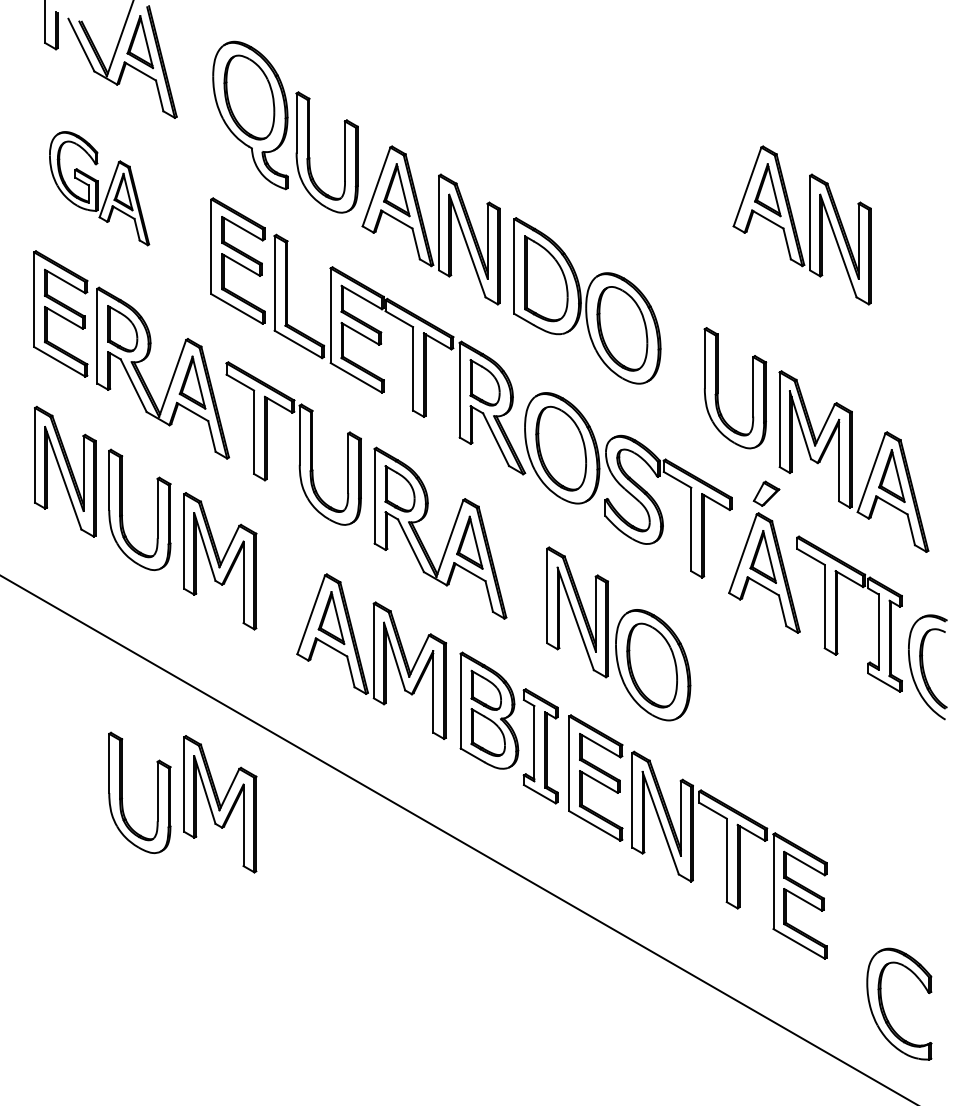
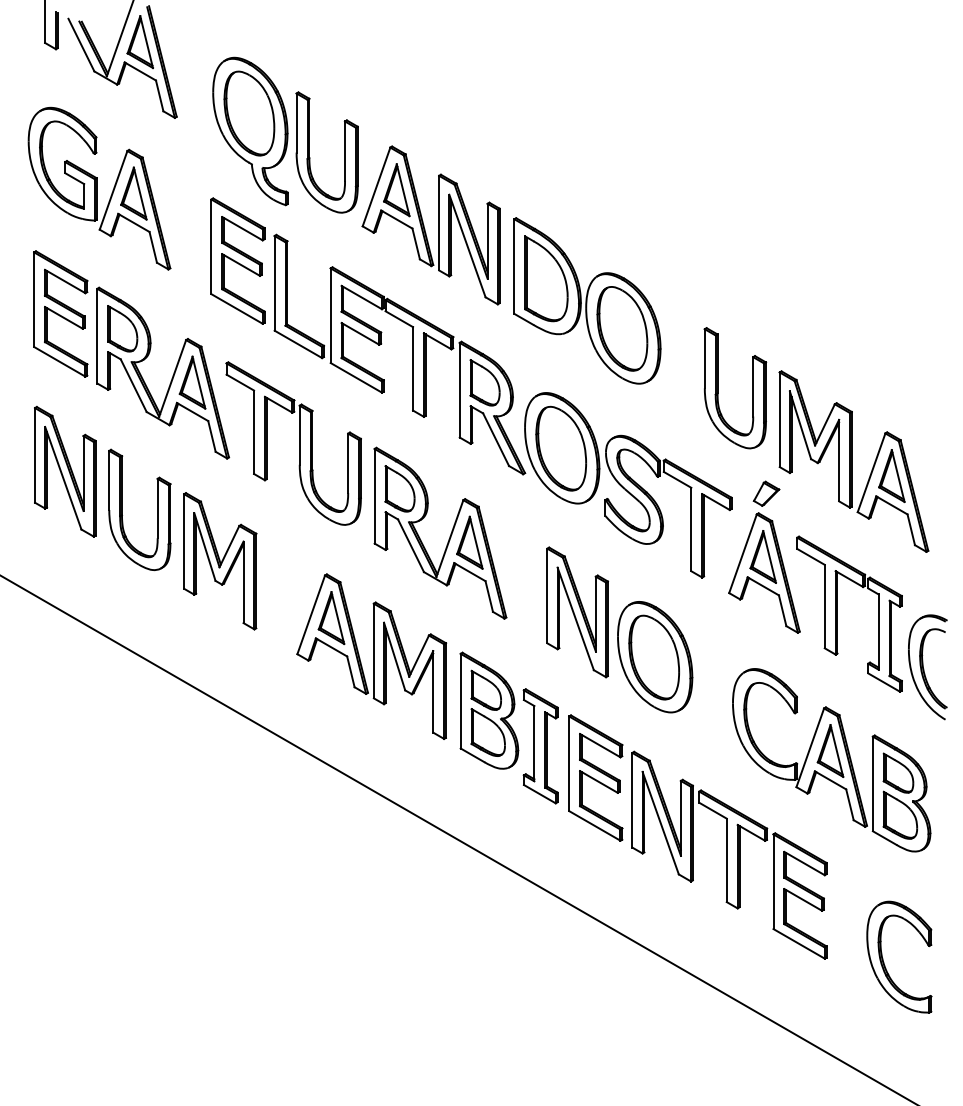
part position: (250, 115) -> (250, 131) (250, 131)
part size: 102x116 px -> 145x165 px (99, 188)
part: present -> none (801, 225)
part position: (653, 665) -> (655, 657) (655, 657)
part: none -> present (831, 760)
part: present -> none (122, 792)
part: present -> none (220, 804)
part position: (883, 1005) -> (883, 958) (883, 958)
